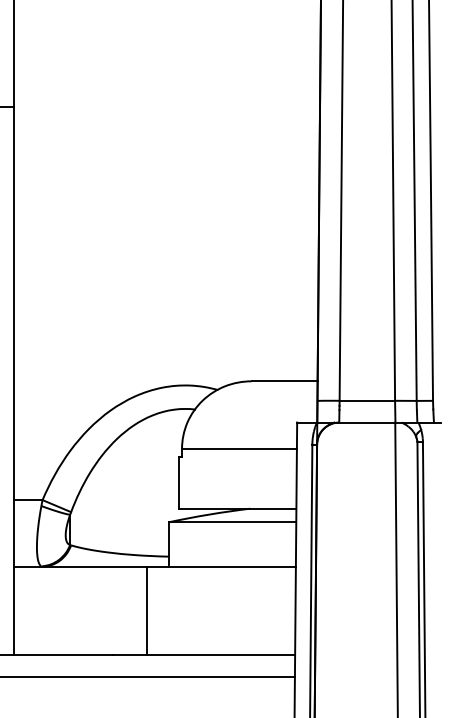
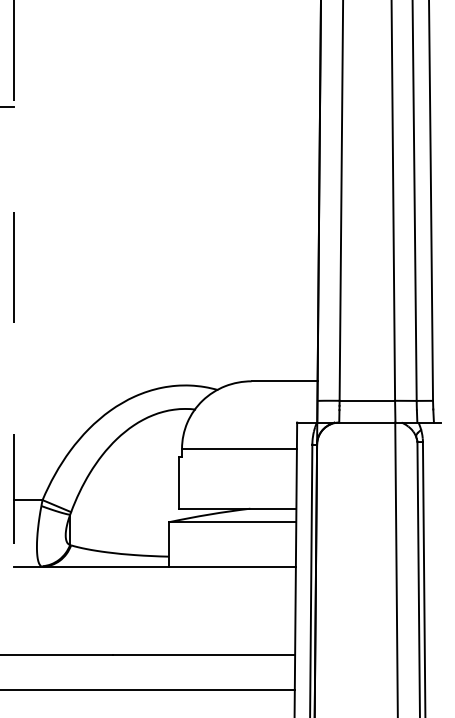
line: solid -> dashed (13, 328)
line: present -> none (146, 610)
line position: (148, 676) -> (148, 689) (148, 689)
